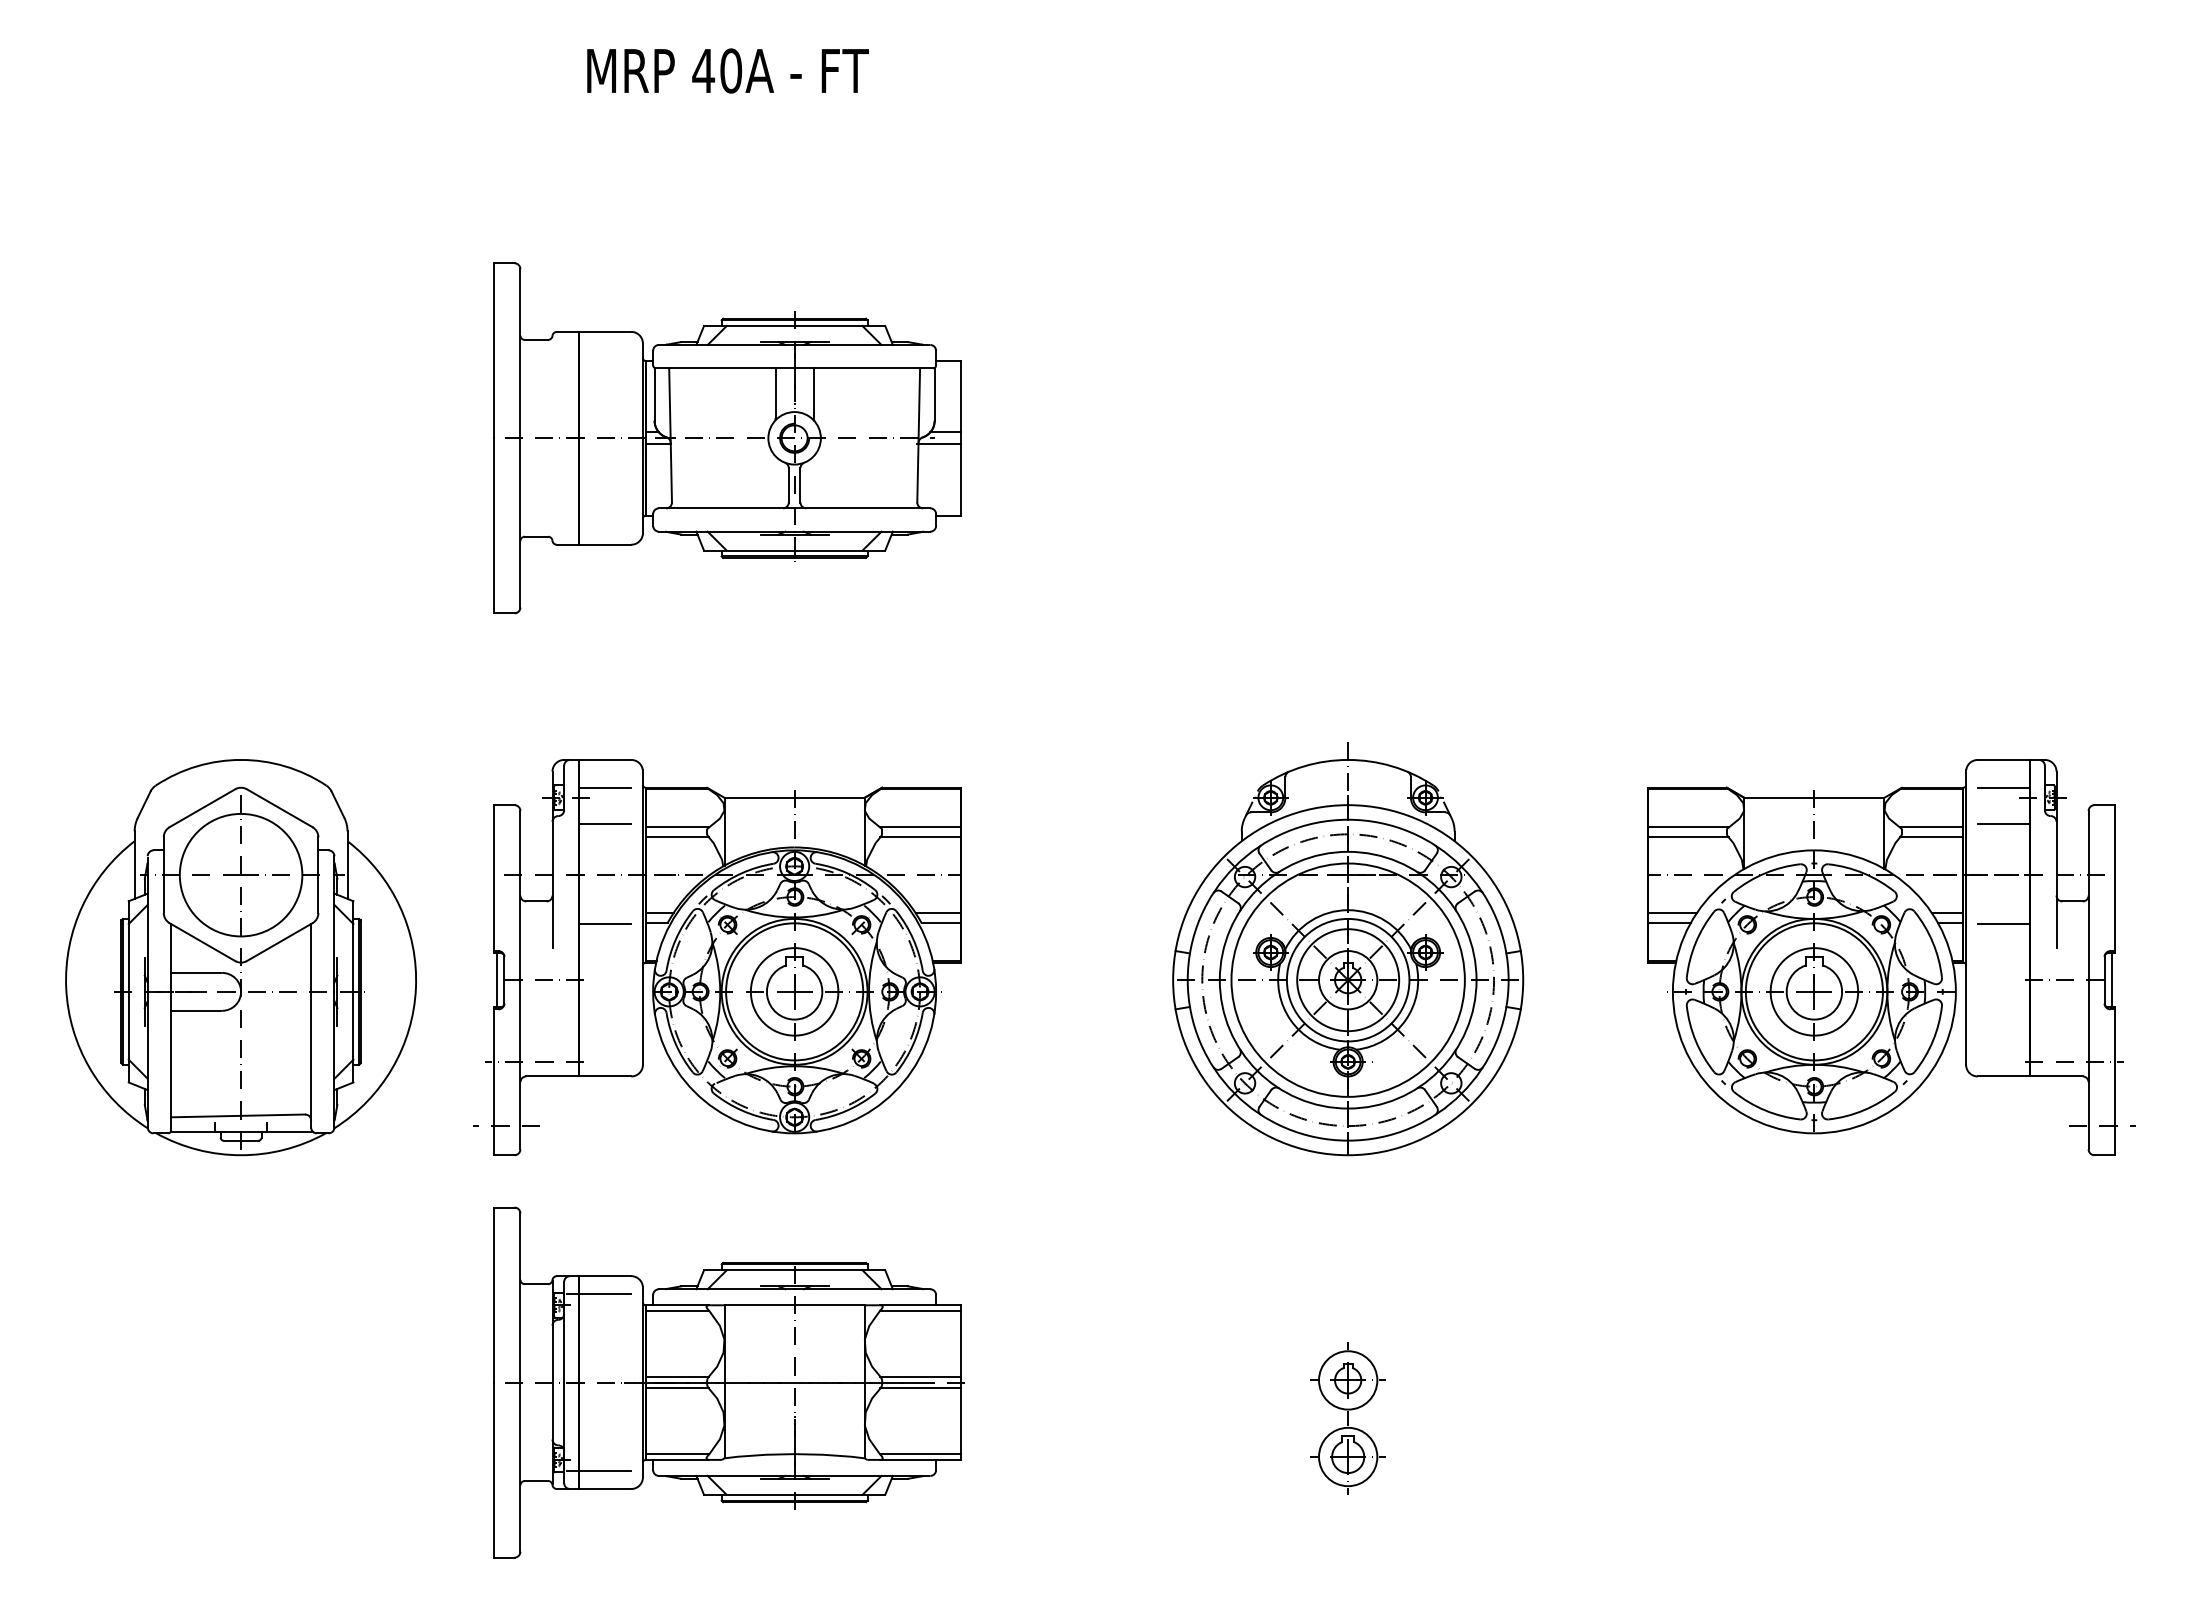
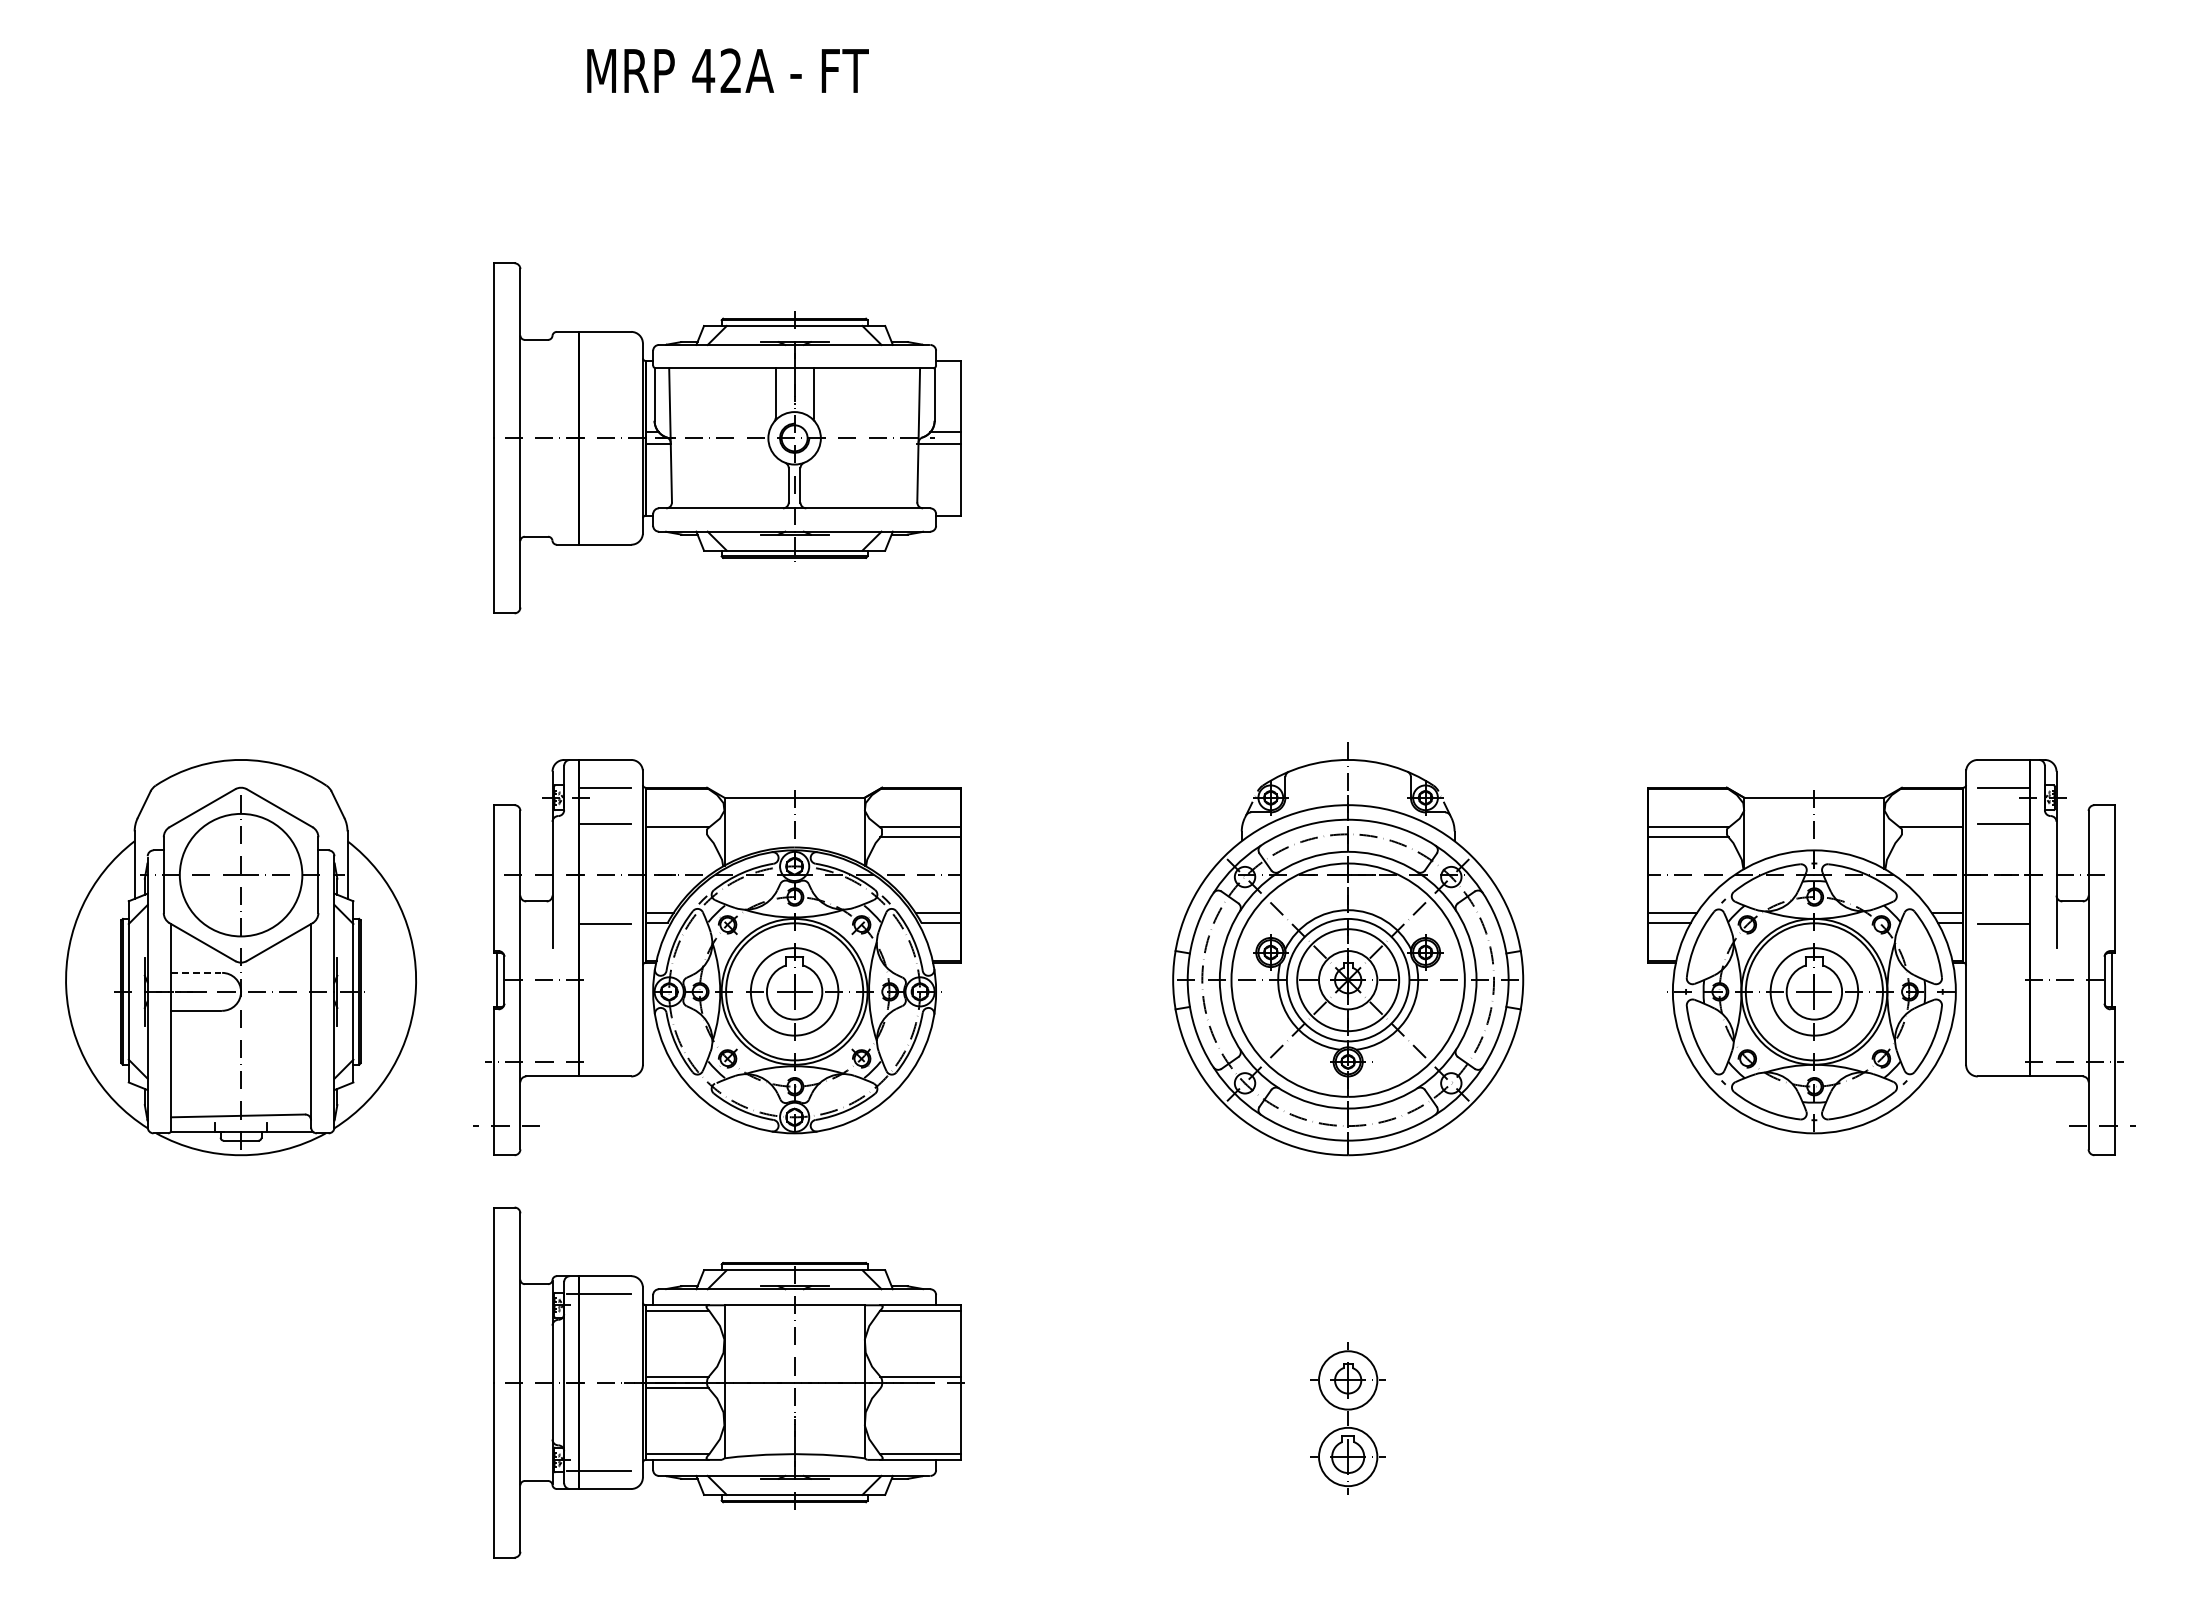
text: 40A -> 42A (731, 70)
line: present -> none (676, 837)
line: present -> none (1931, 837)
line: solid -> dashed (195, 972)
line: present -> none (920, 1388)
